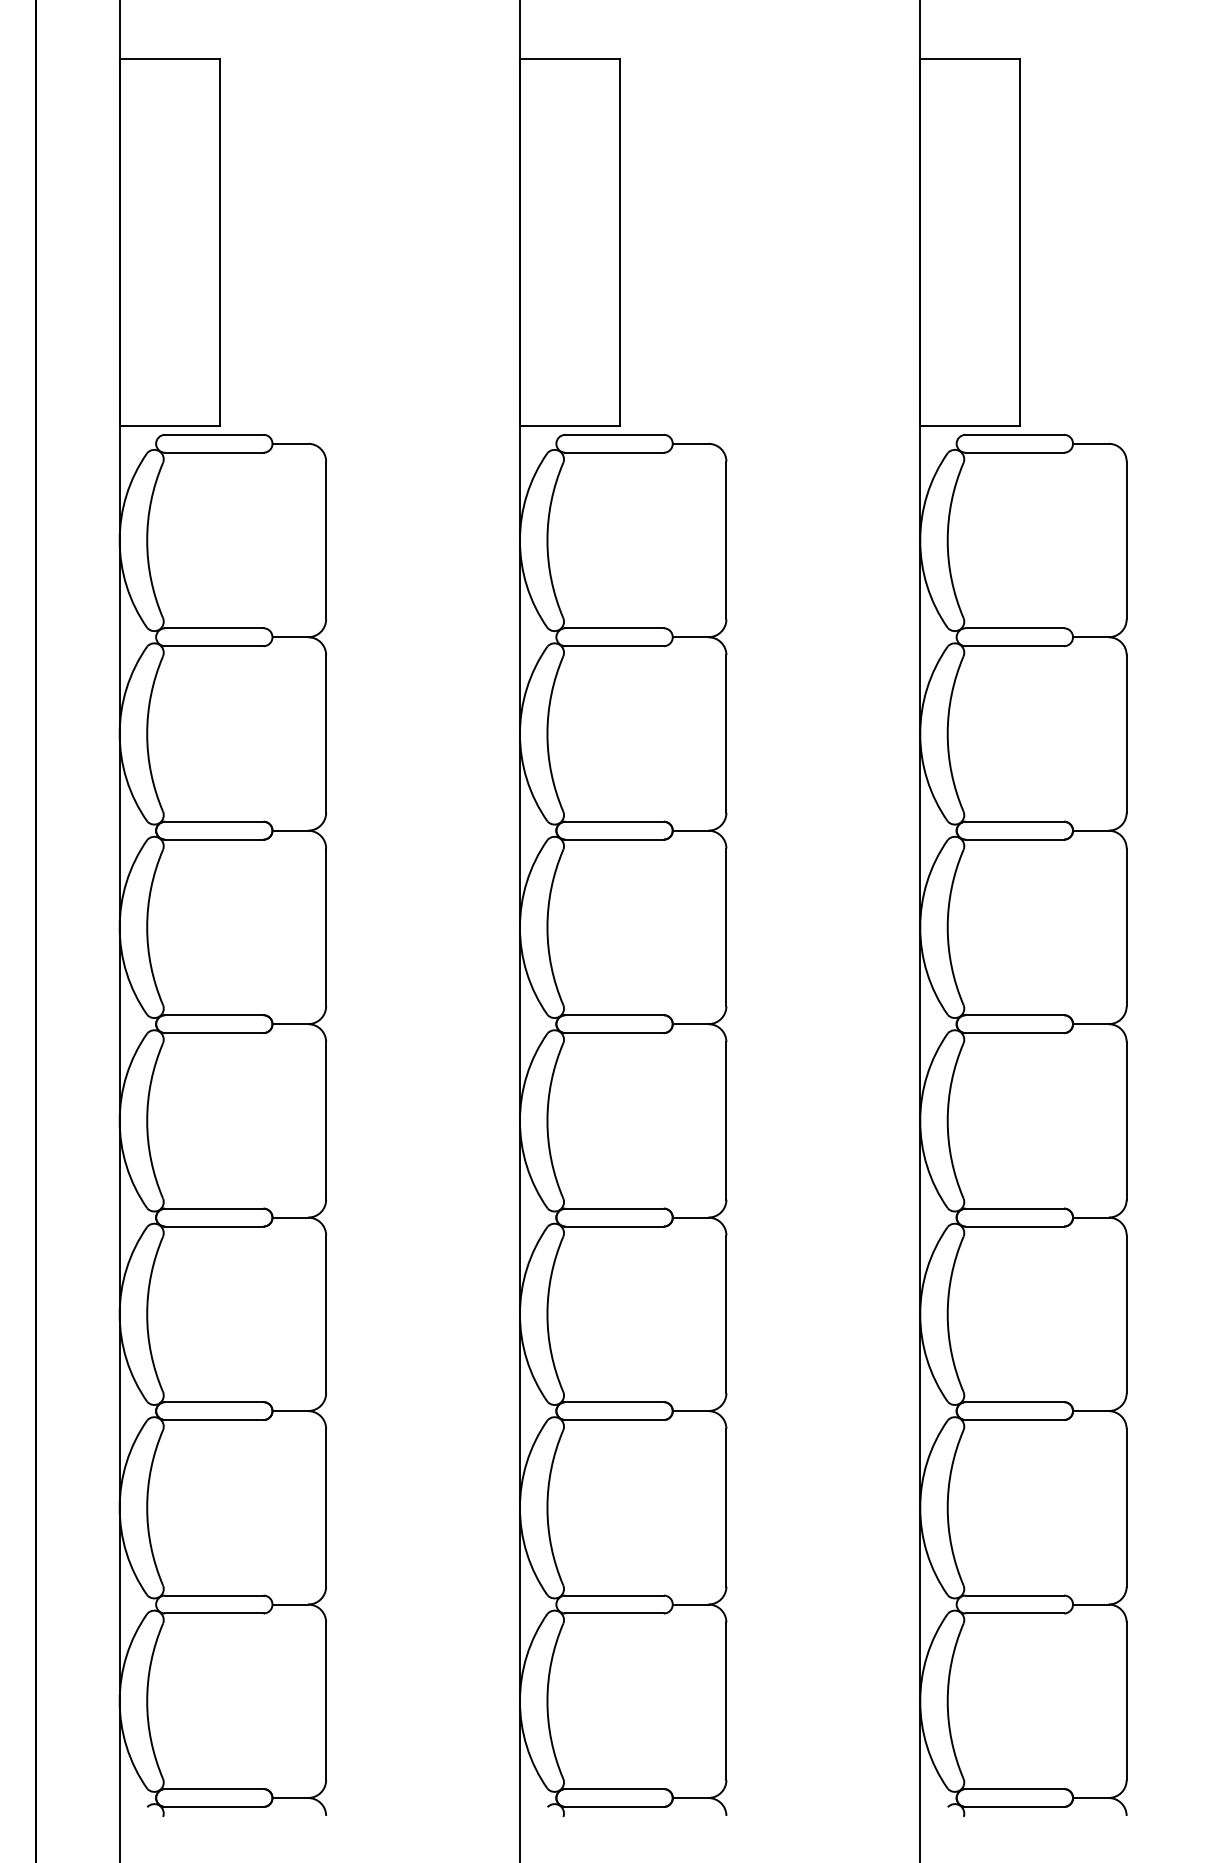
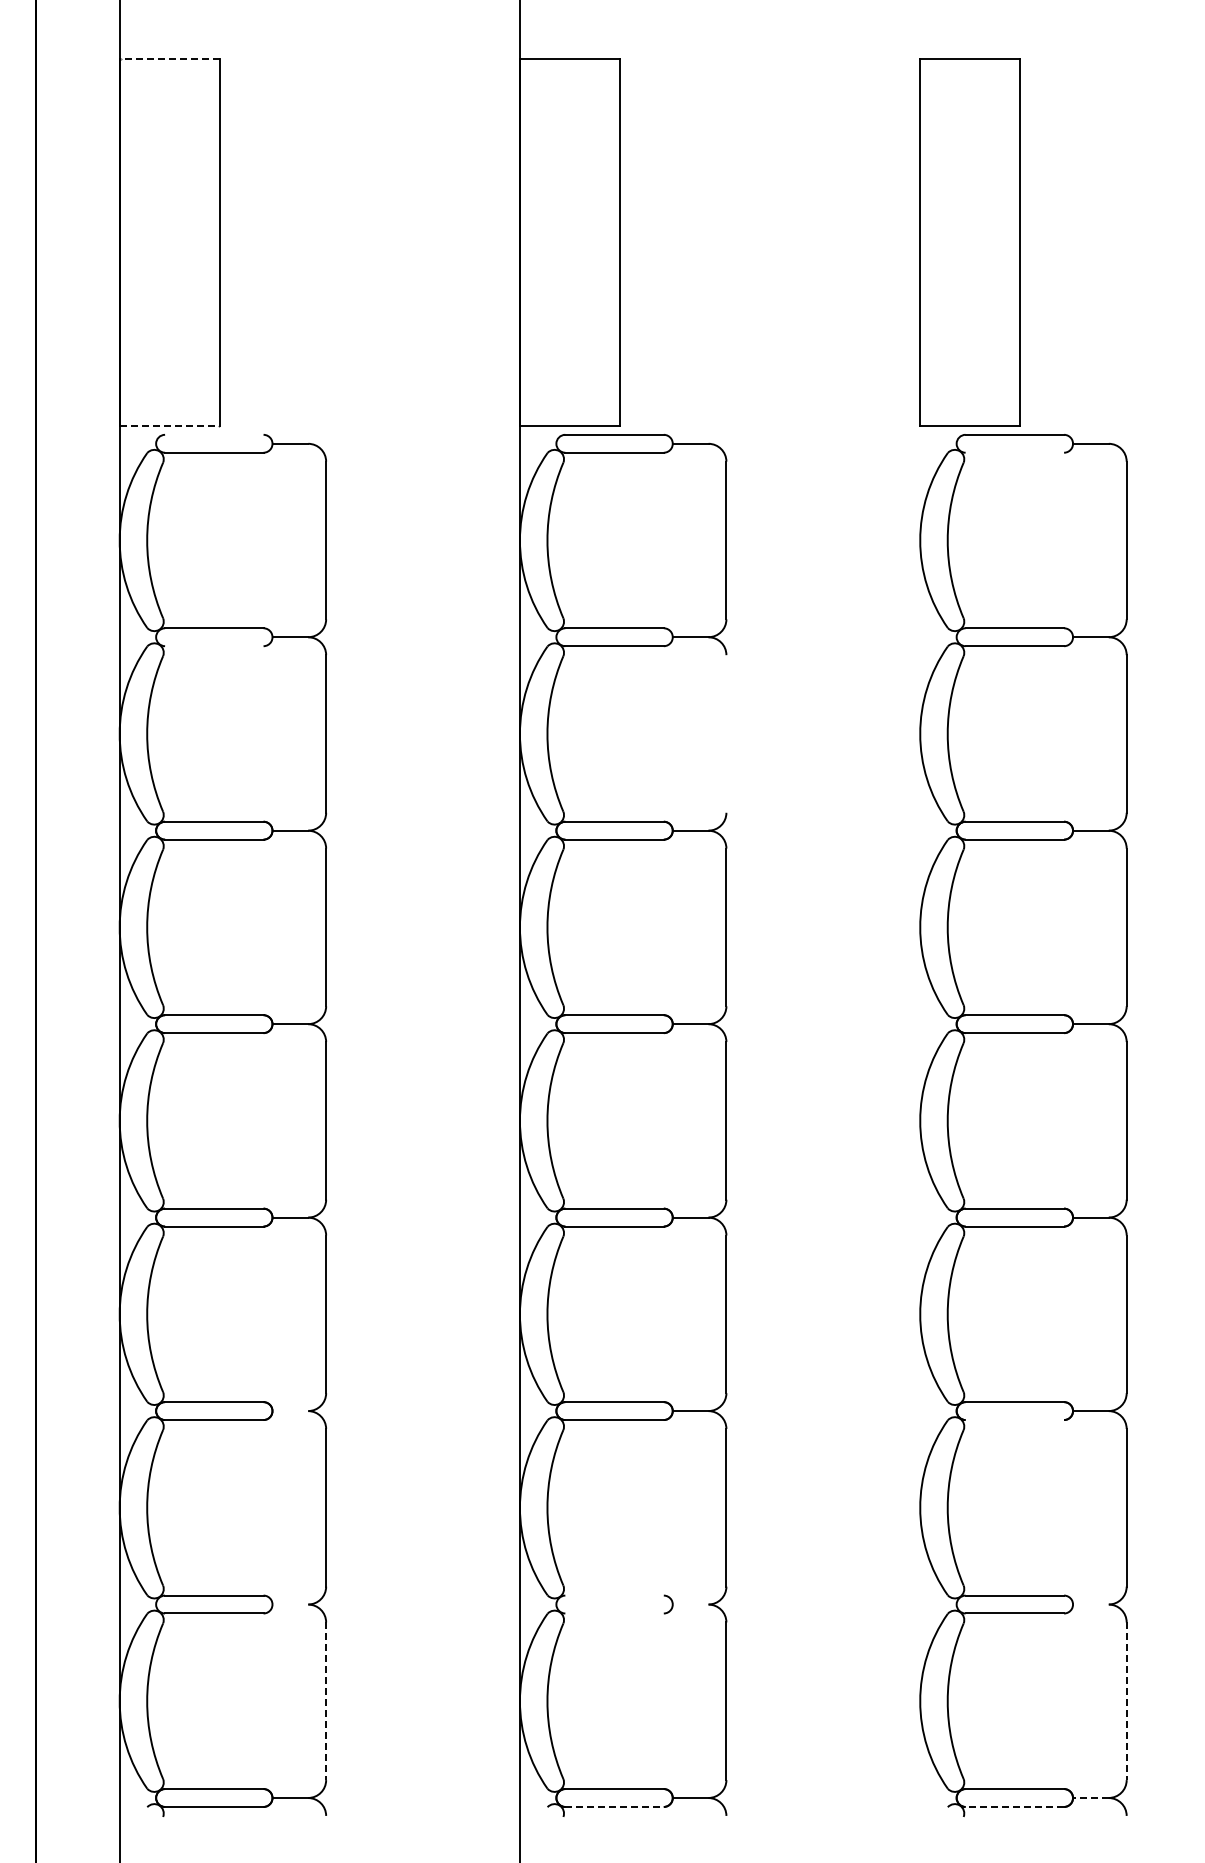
line: solid -> dashed (169, 59)
line: solid -> dashed (170, 426)
line: present -> none (214, 434)
line: present -> none (1014, 452)
line: present -> none (214, 646)
line: present -> none (726, 733)
line: present -> none (920, 930)
line: present -> none (290, 1411)
line: present -> none (1014, 1420)
line: present -> none (614, 1595)
line: present -> none (290, 1604)
line: present -> none (690, 1604)
line: present -> none (1090, 1604)
line: present -> none (614, 1613)
line: solid -> dashed (326, 1701)
line: solid -> dashed (1126, 1701)
line: solid -> dashed (1090, 1798)
line: solid -> dashed (615, 1806)
line: solid -> dashed (1014, 1806)
